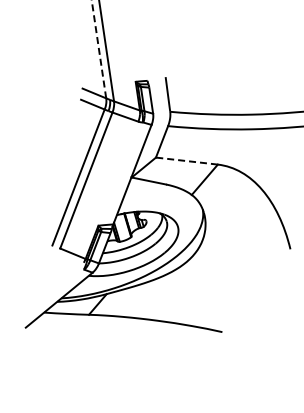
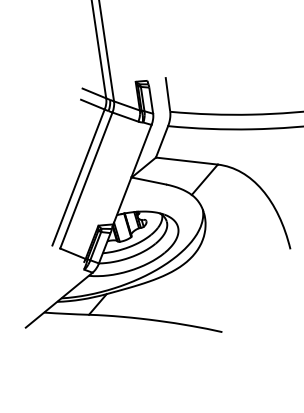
line: dashed -> solid (98, 49)
line: dashed -> solid (186, 161)
